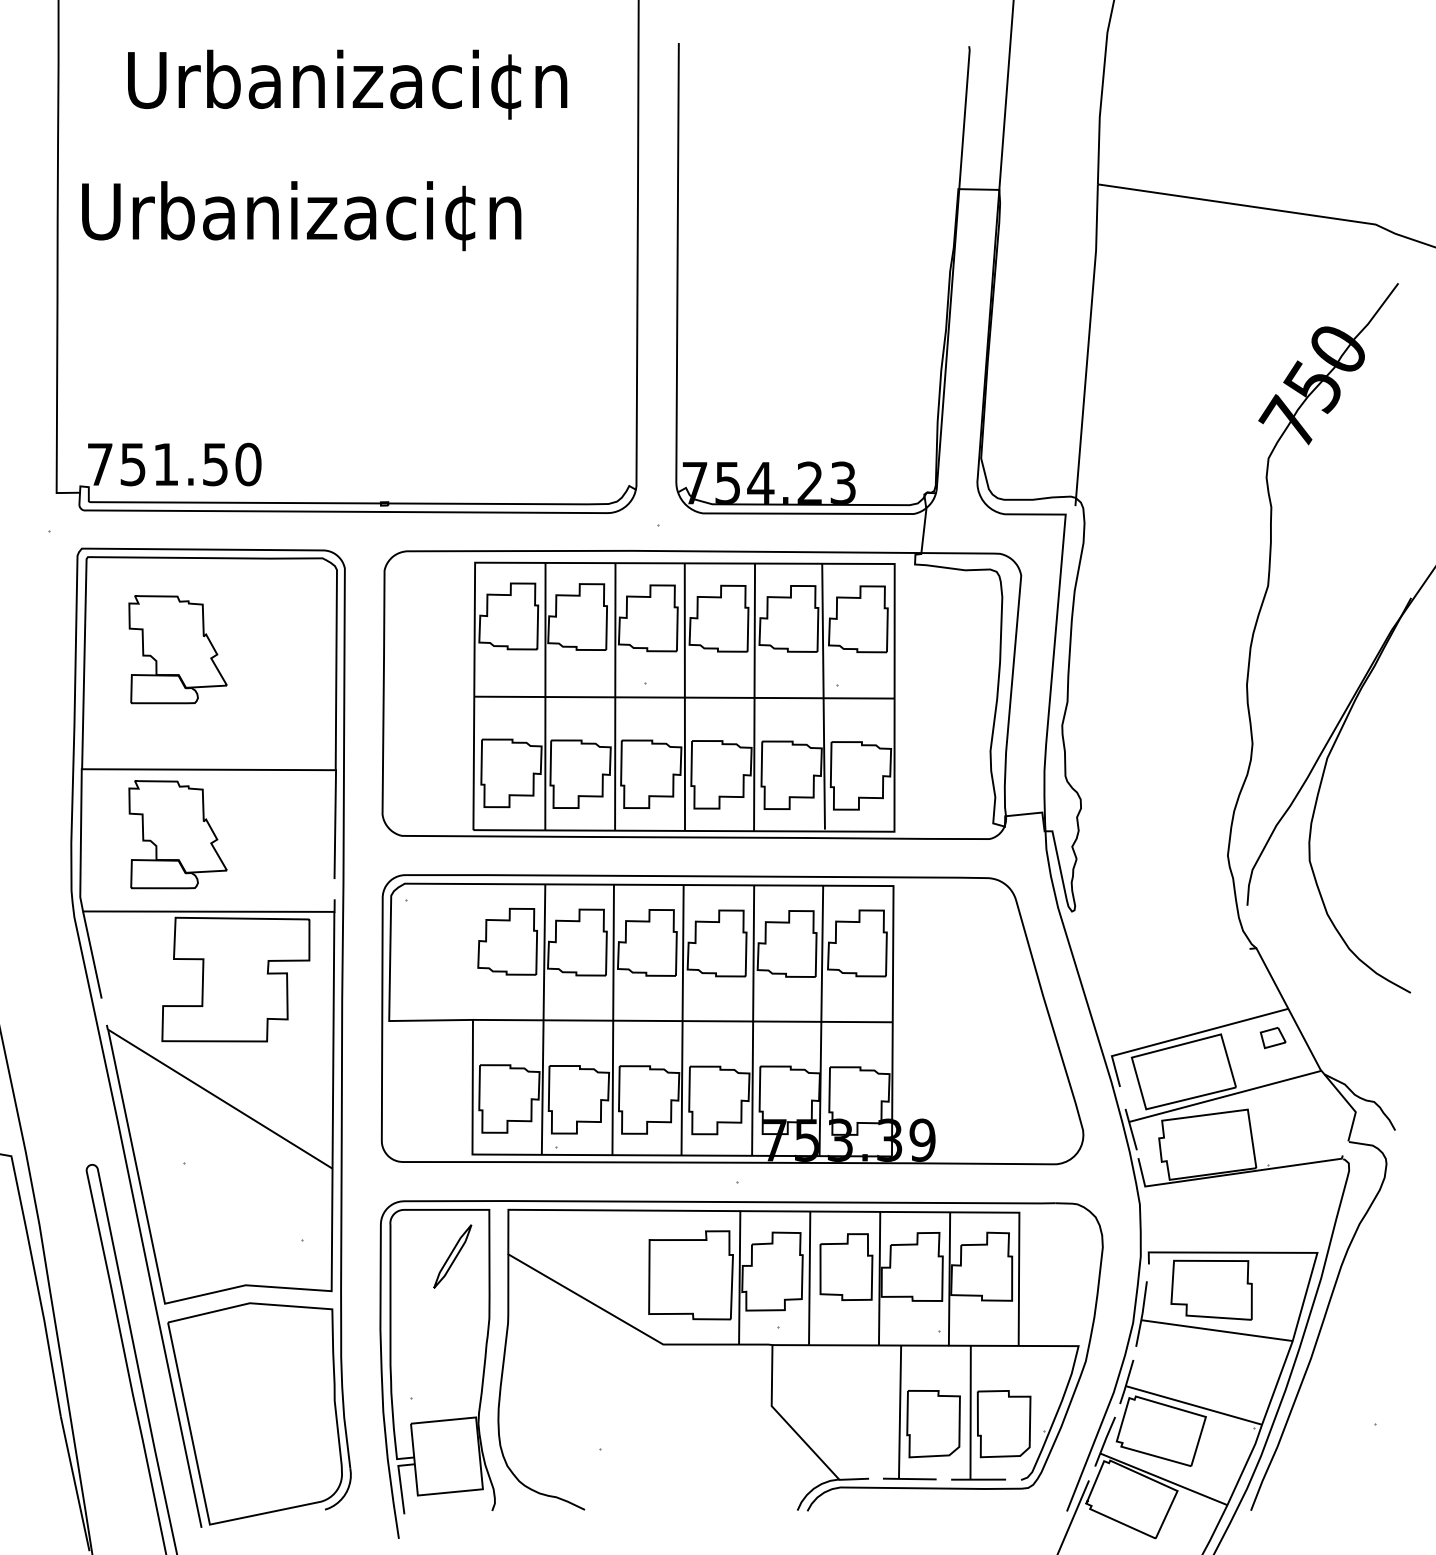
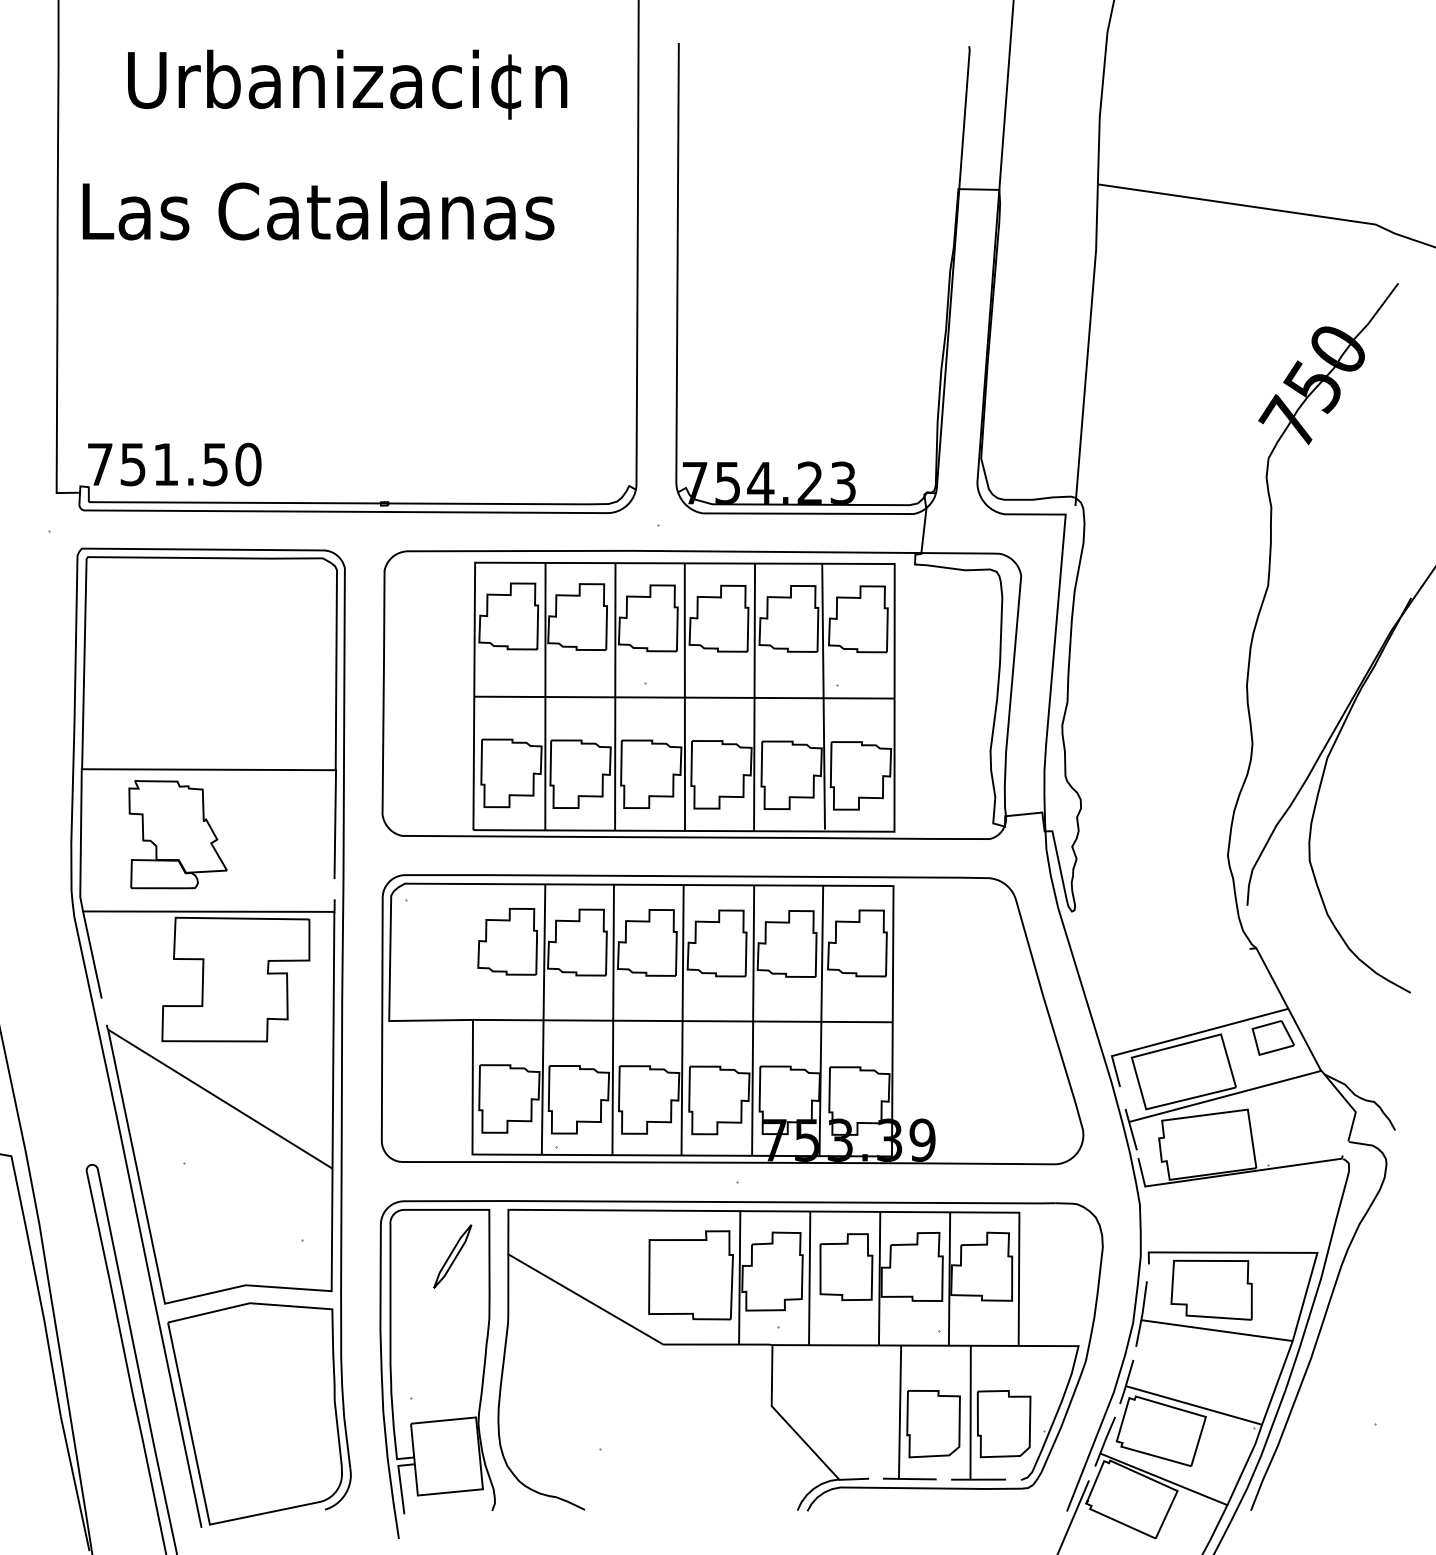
text: Urbanizaci¢n -> Las Catalanas (318, 216)
part: present -> none (177, 649)
part size: 28x23 px -> 44x36 px (1272, 1037)
